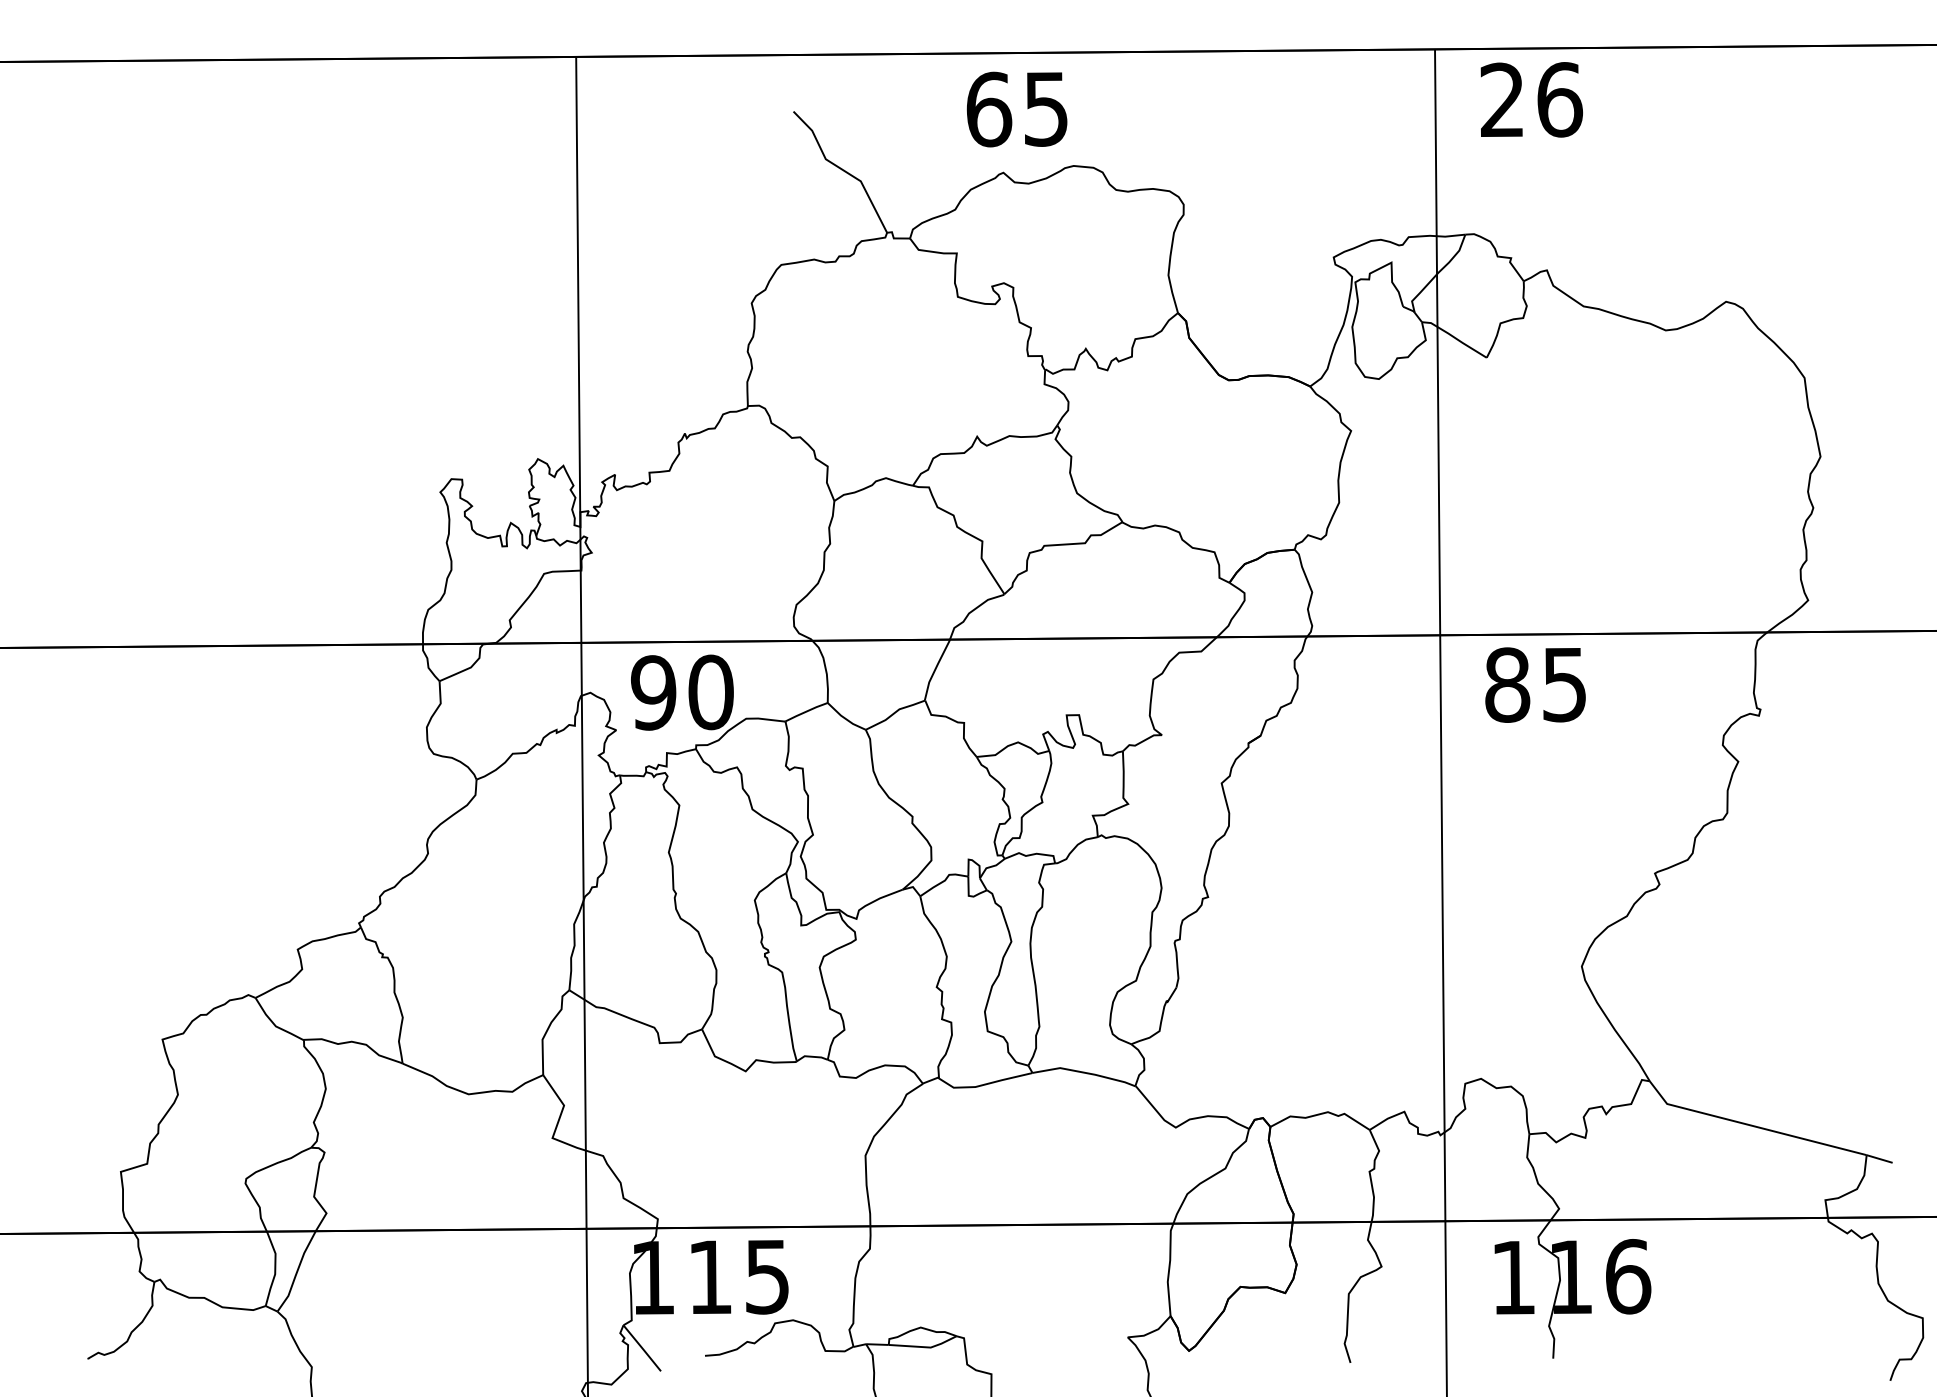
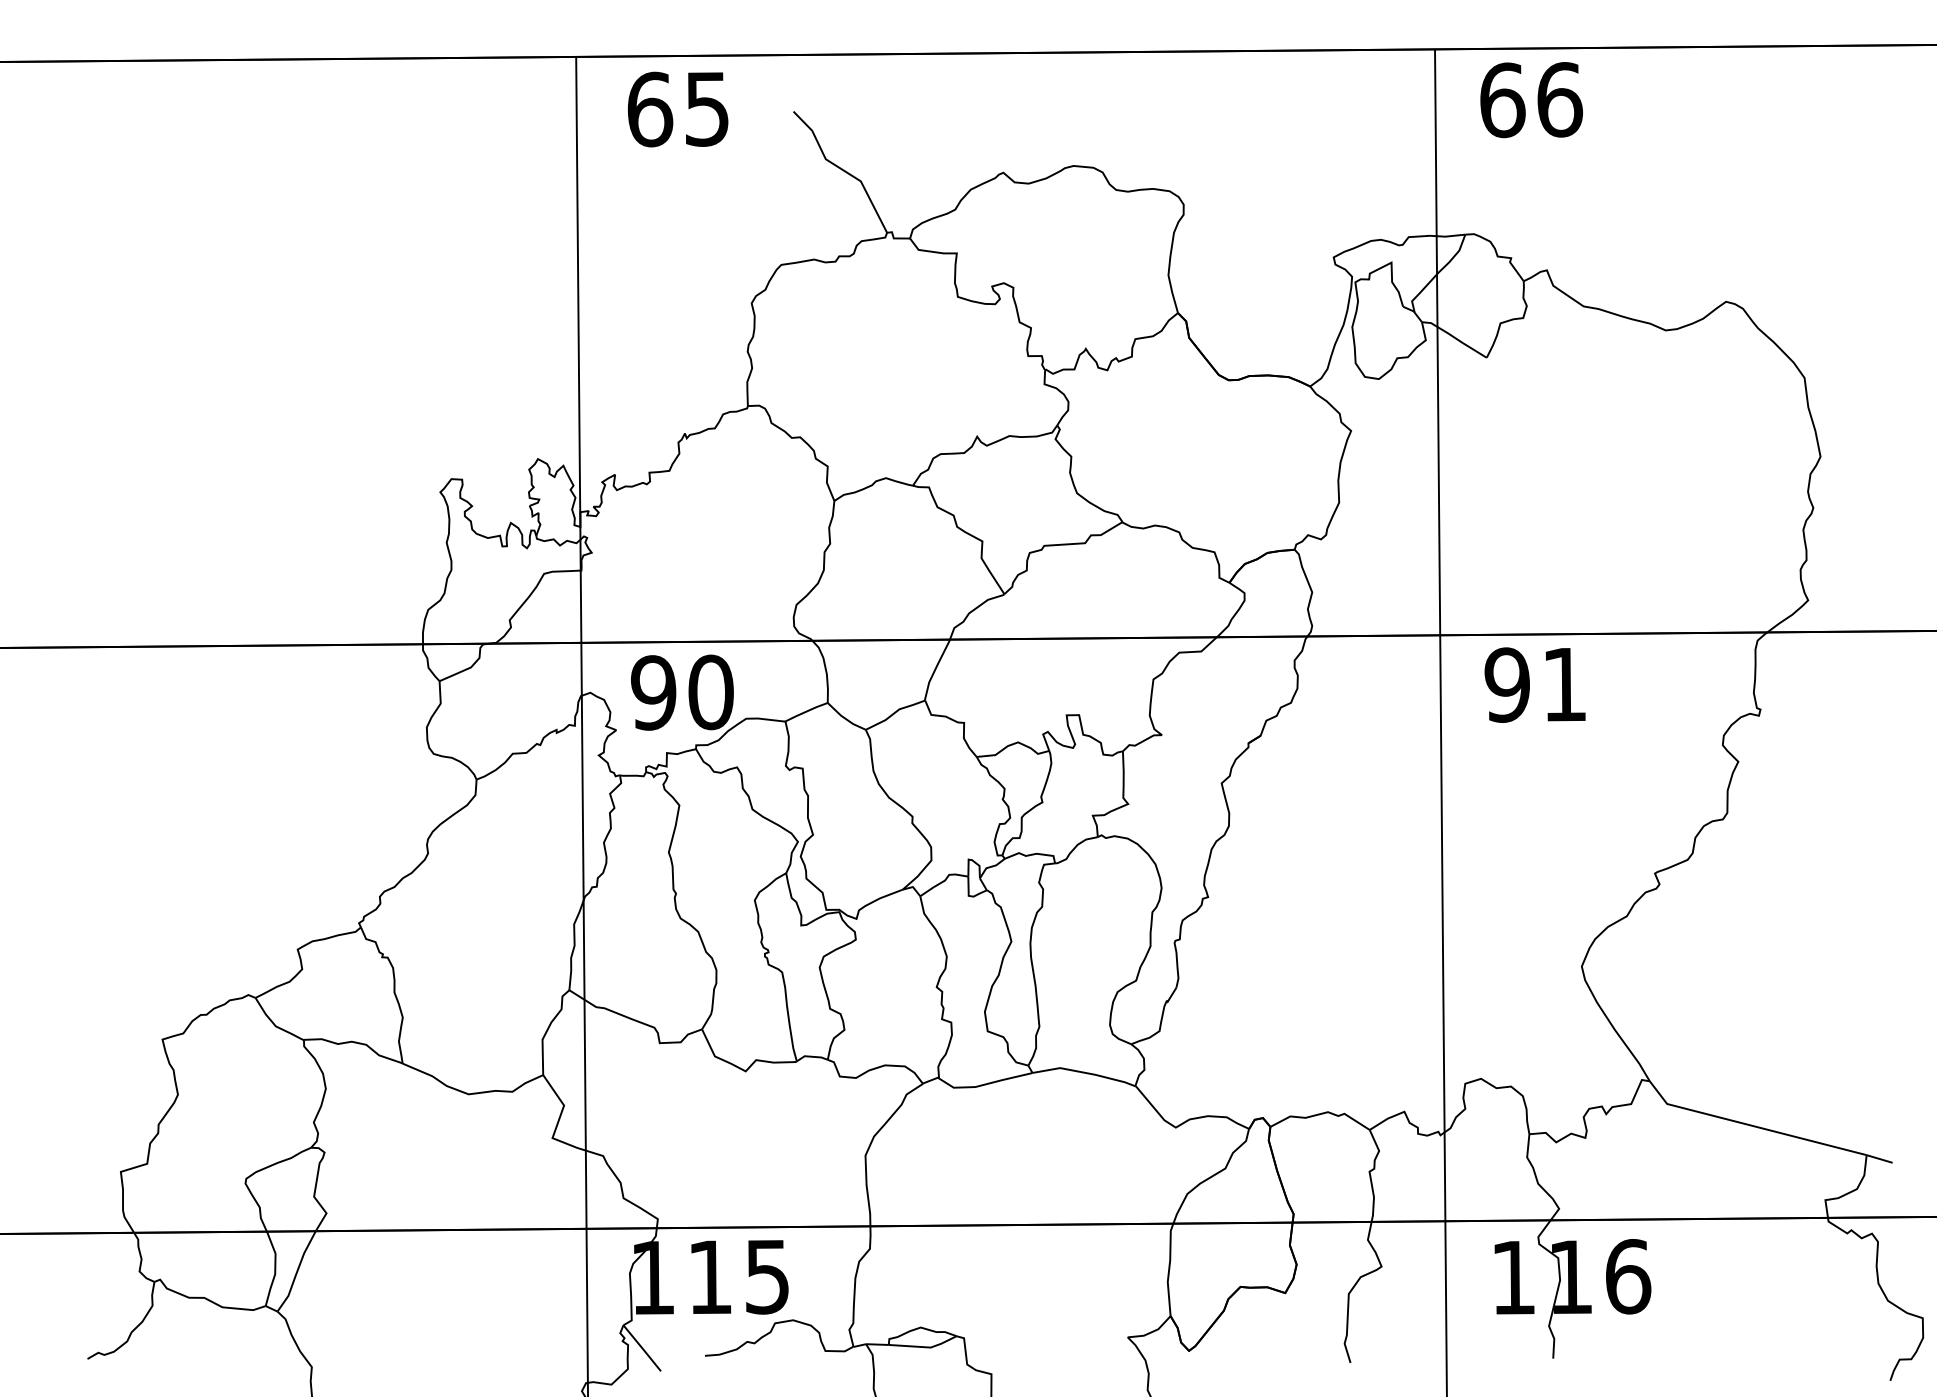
text: 26 -> 66 (1502, 100)
text position: (1016, 109) -> (677, 109) (677, 109)
text: 85 -> 91 (1534, 684)
